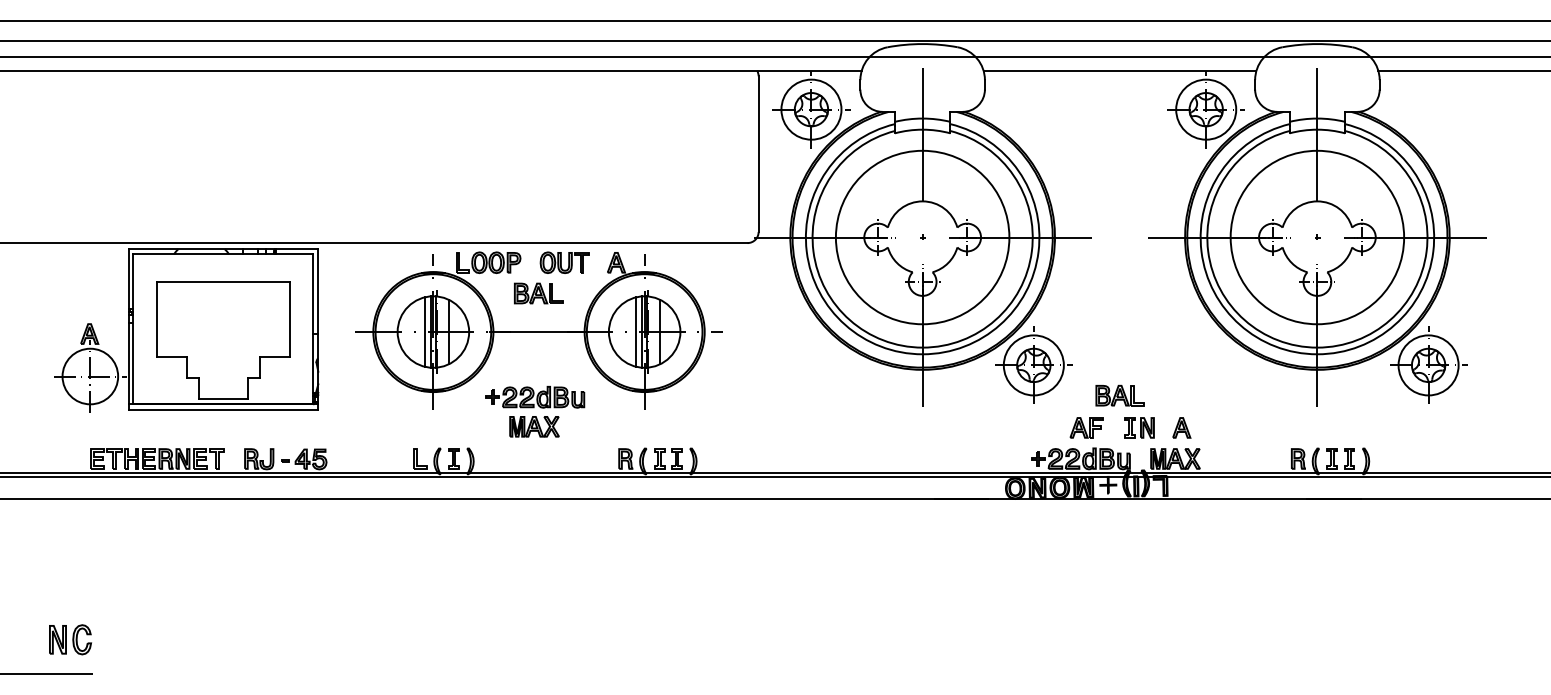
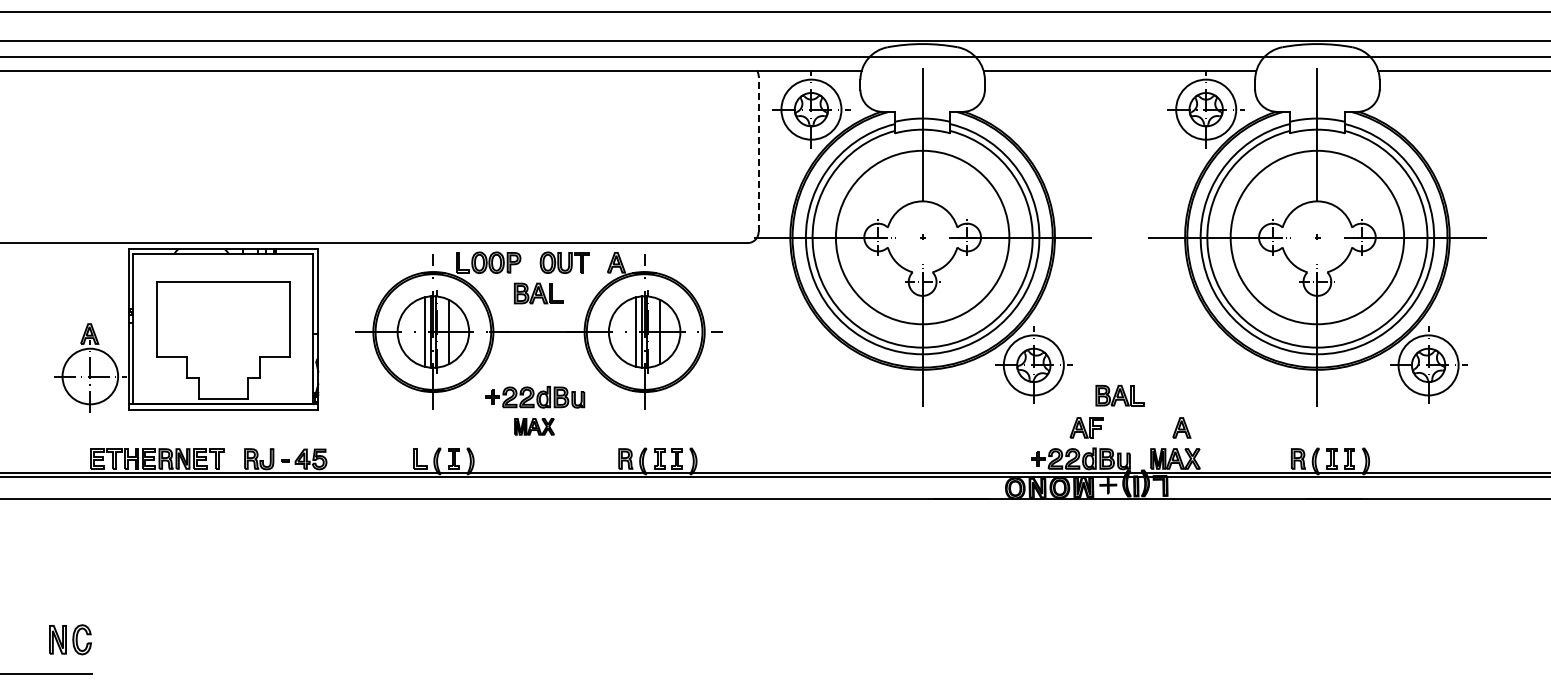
line position: (774, 20) -> (774, 11) (774, 11)
line: solid -> dashed (758, 154)
part size: 51x22 px -> 41x18 px (534, 426)
part: present -> none (1139, 427)
